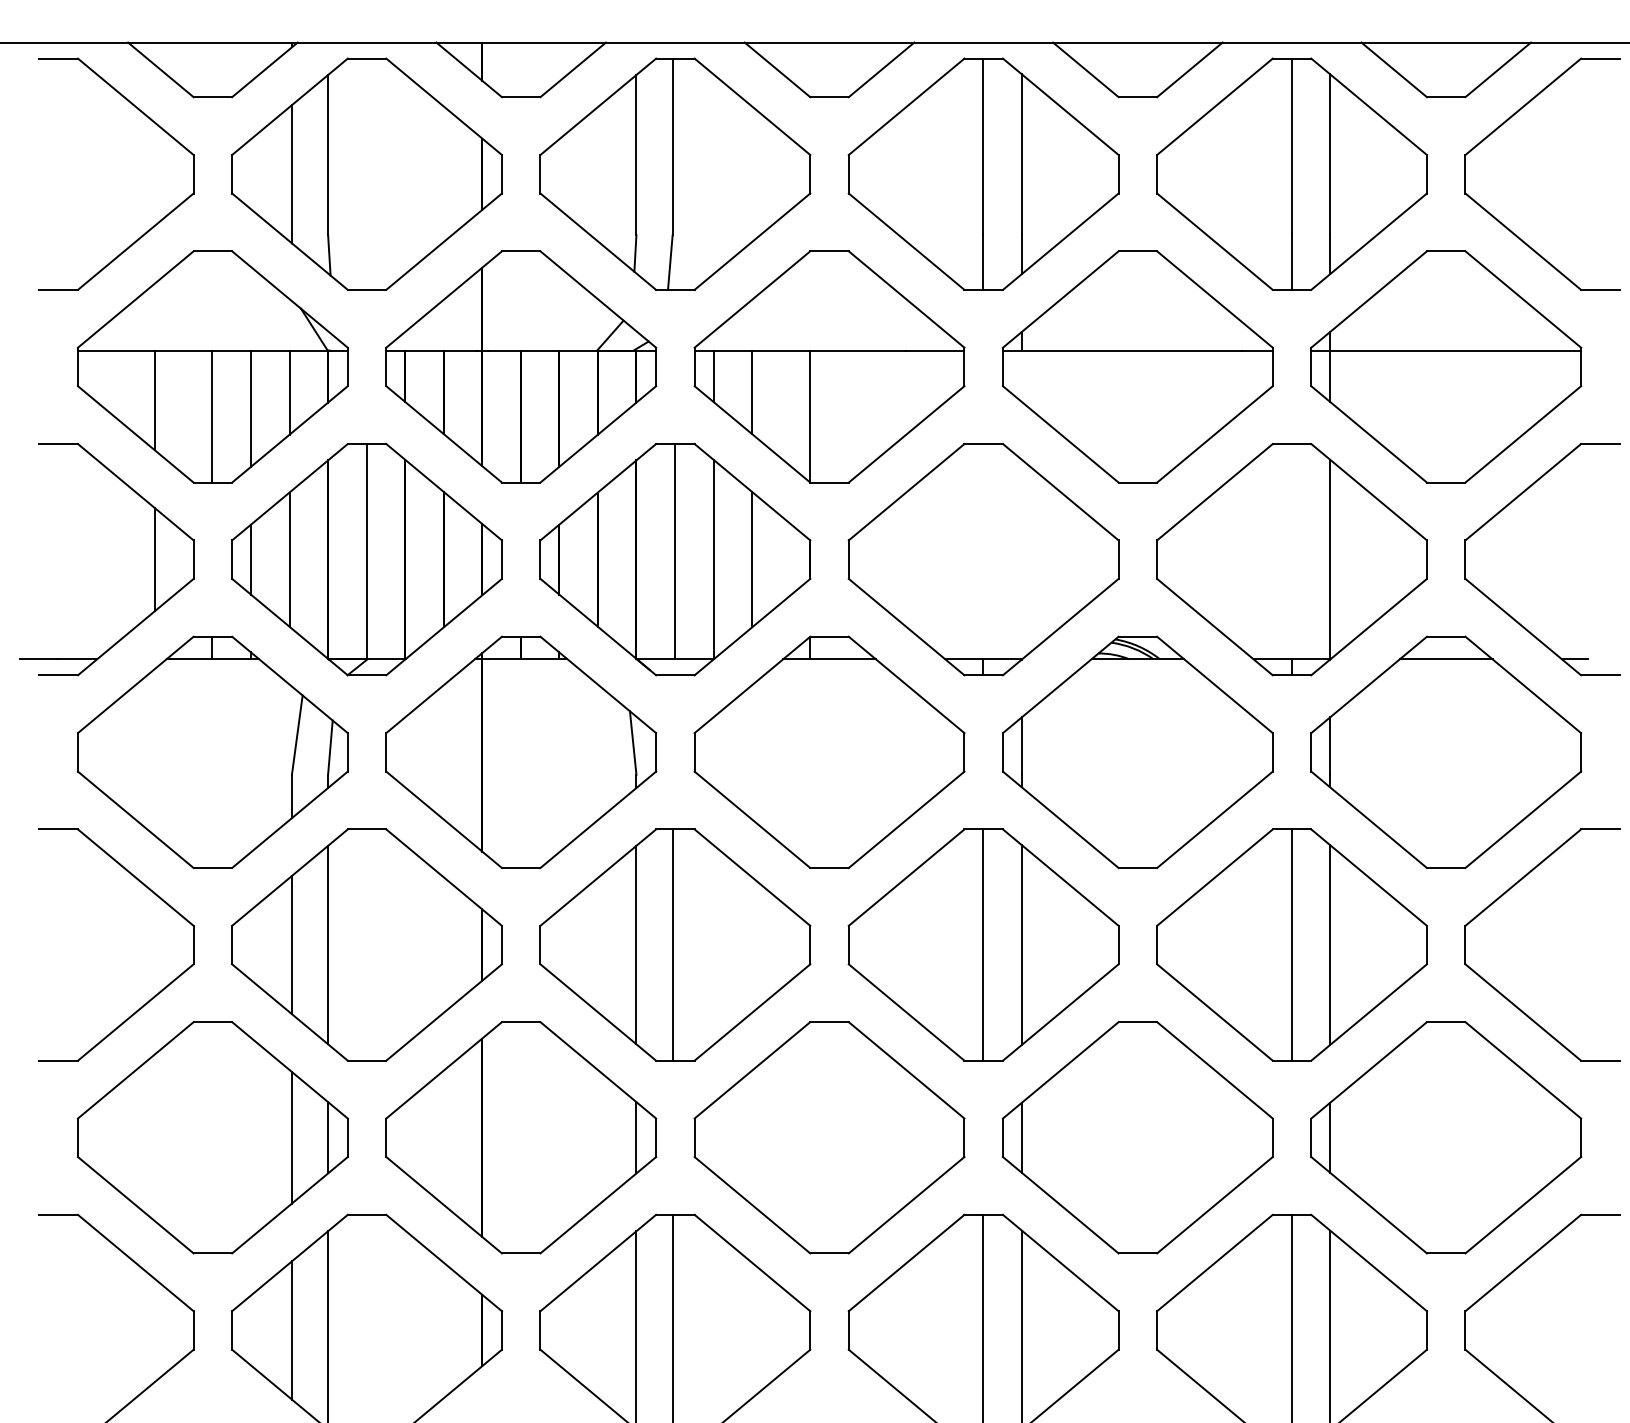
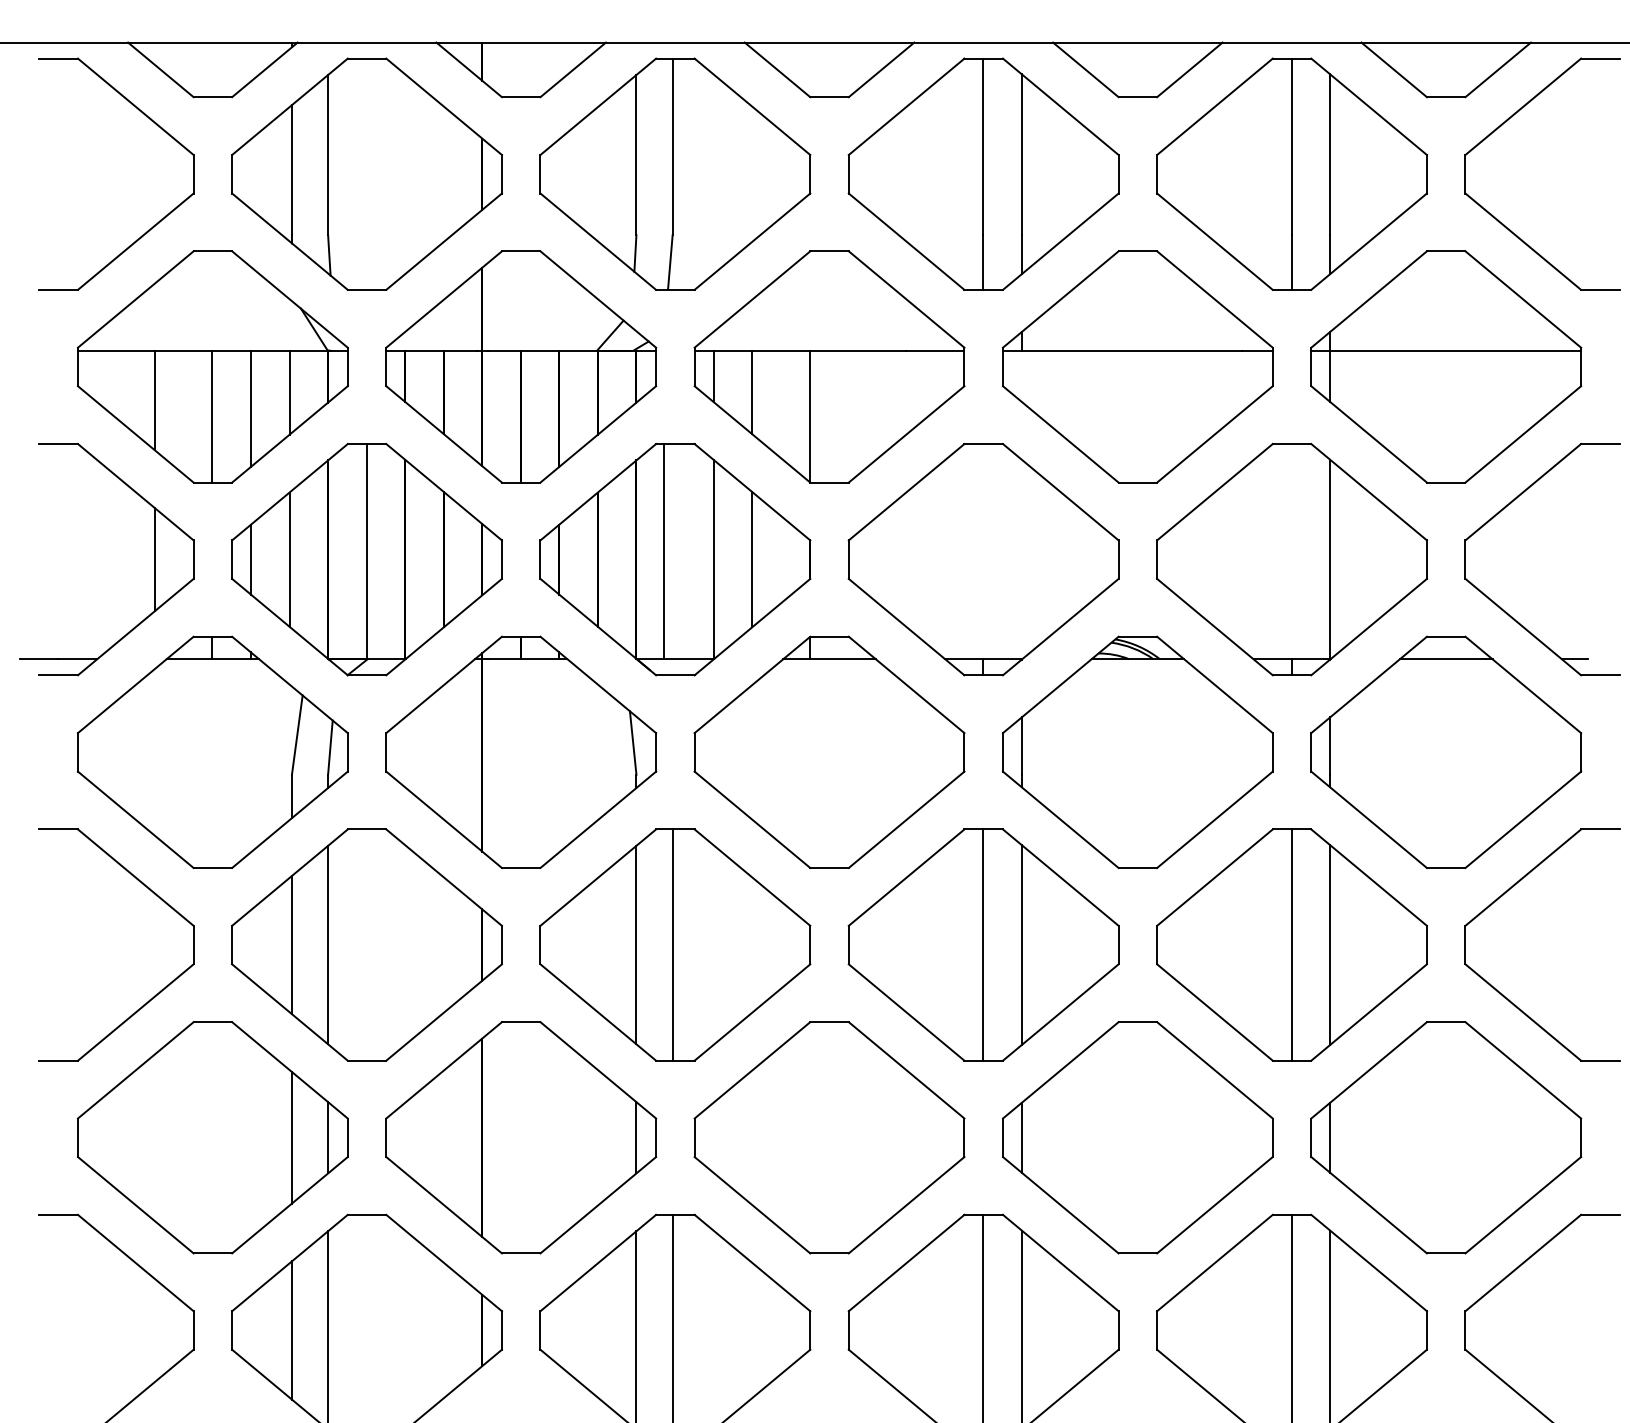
line position: (675, 551) -> (664, 551) (664, 551)
